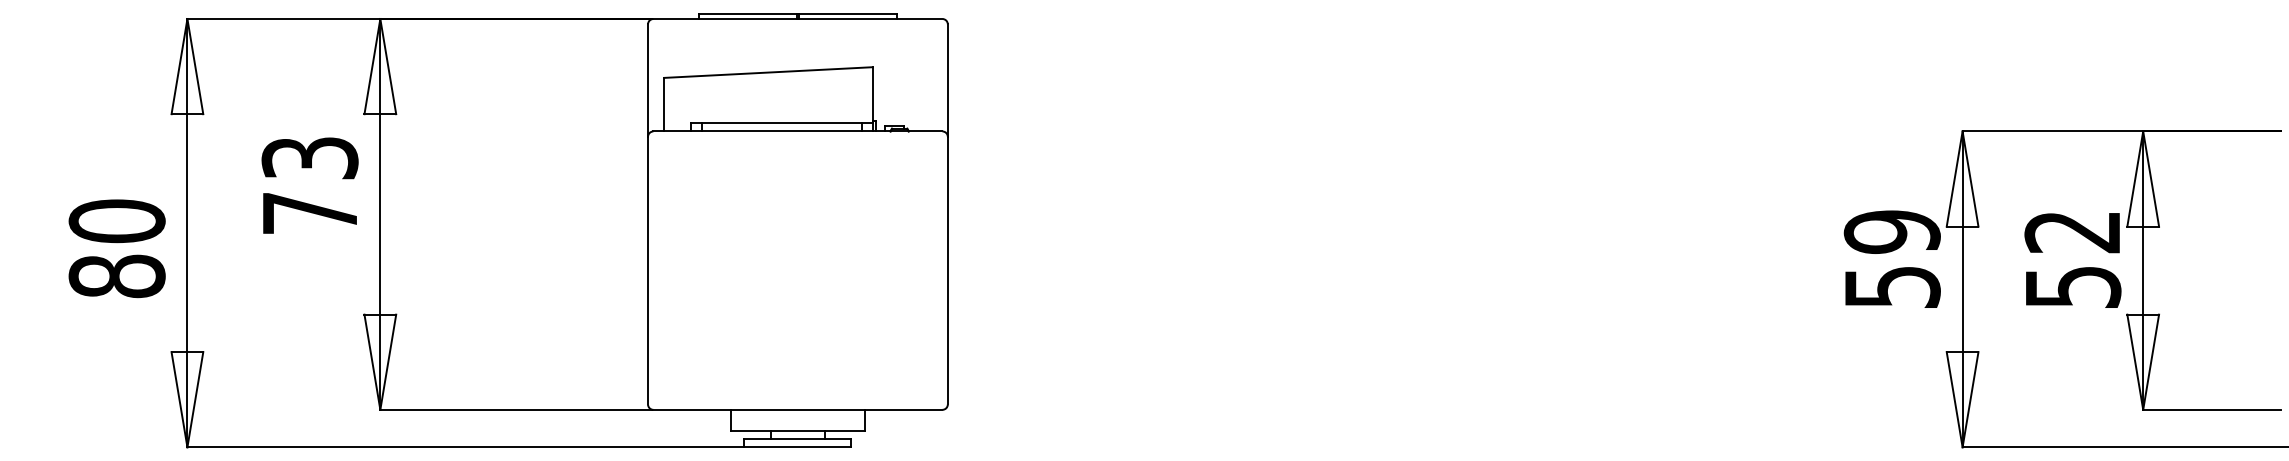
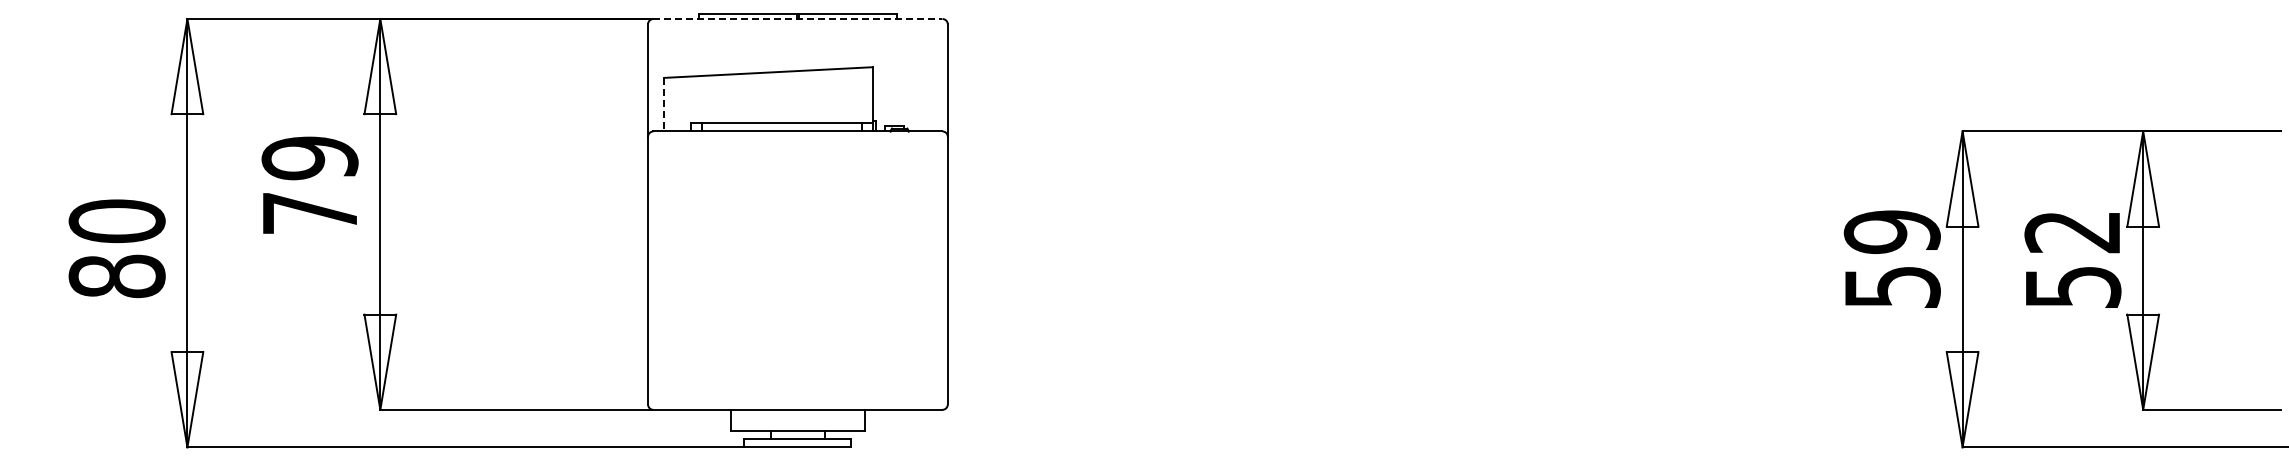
line: solid -> dashed (797, 19)
line: solid -> dashed (664, 104)
text: 73 -> 79 (309, 158)
